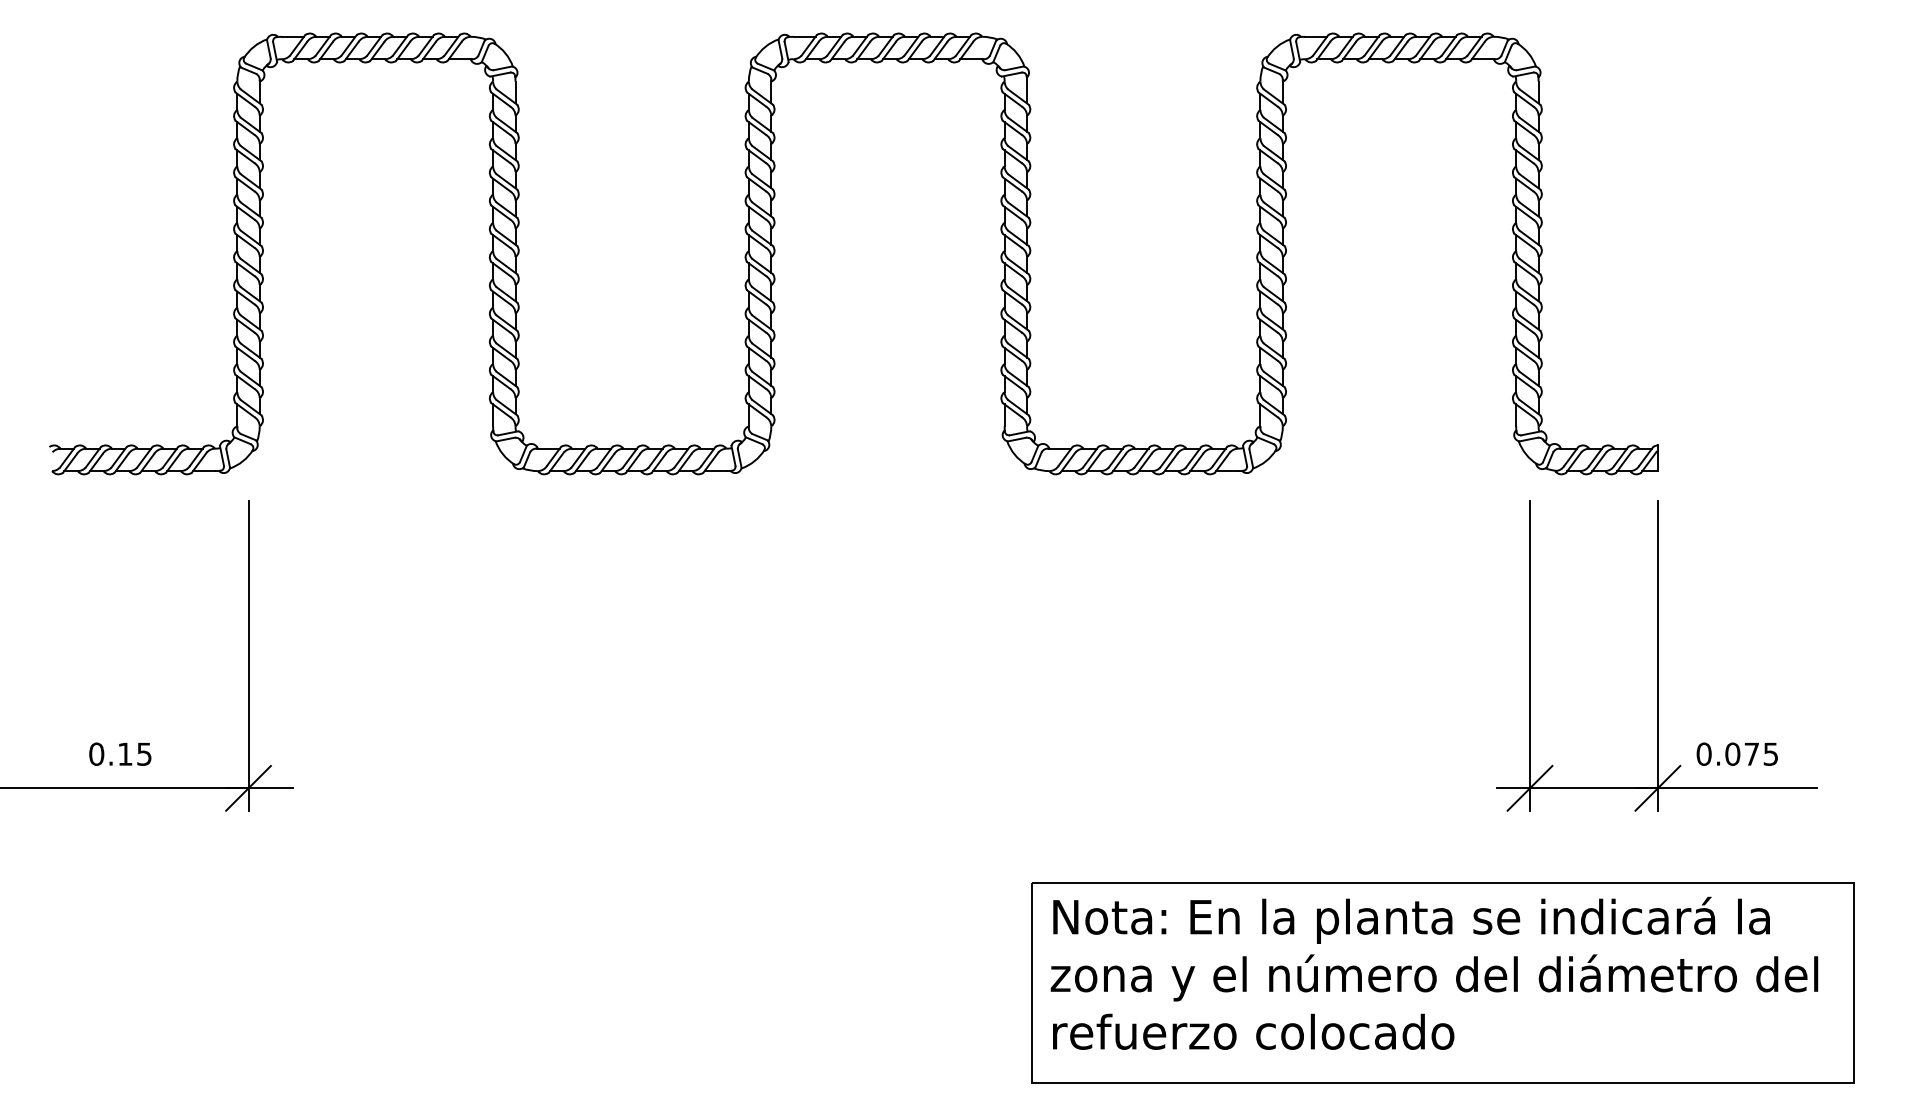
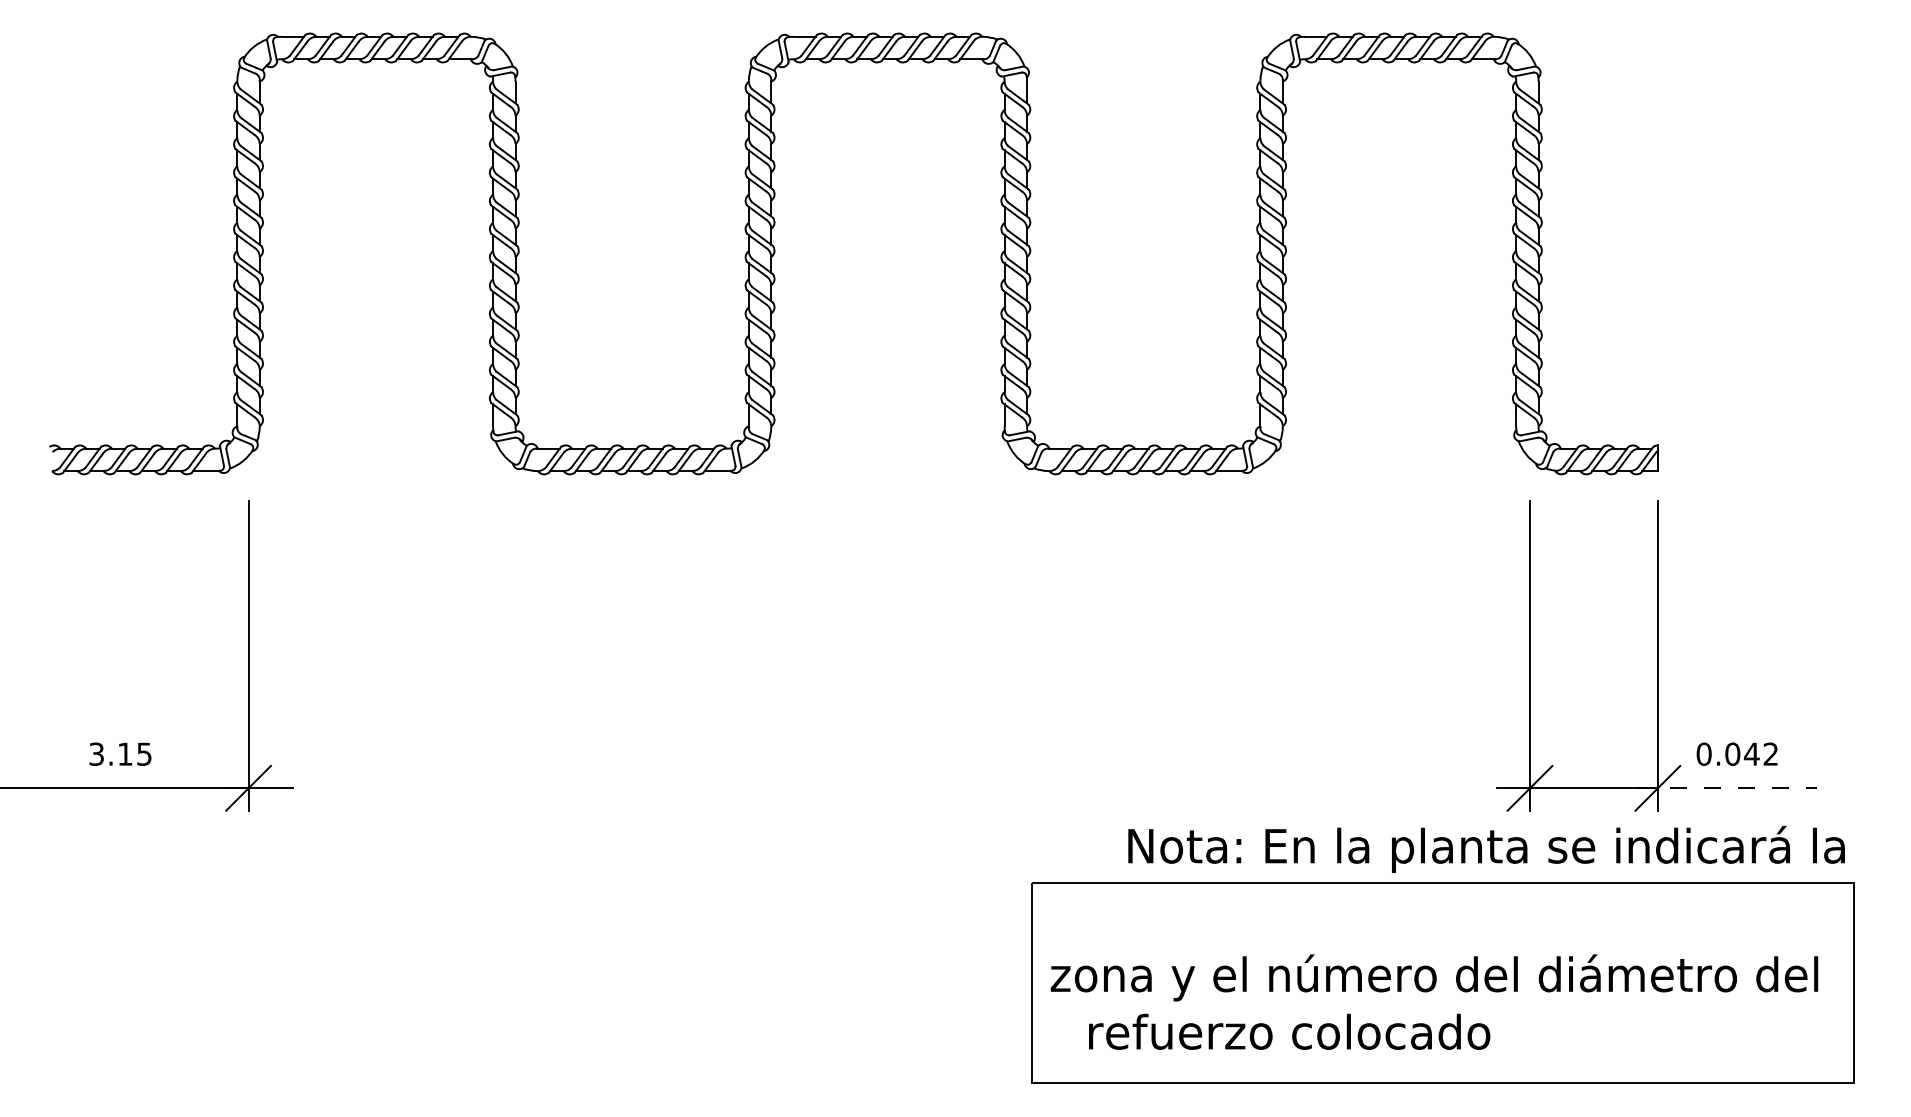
text: 0.15 -> 3.15 (96, 753)
text: 0.075 -> 0.042 (1760, 753)
line: solid -> dashed (1726, 788)
text position: (1411, 919) -> (1486, 848) (1486, 848)
text position: (1253, 1031) -> (1289, 1031) (1289, 1031)
